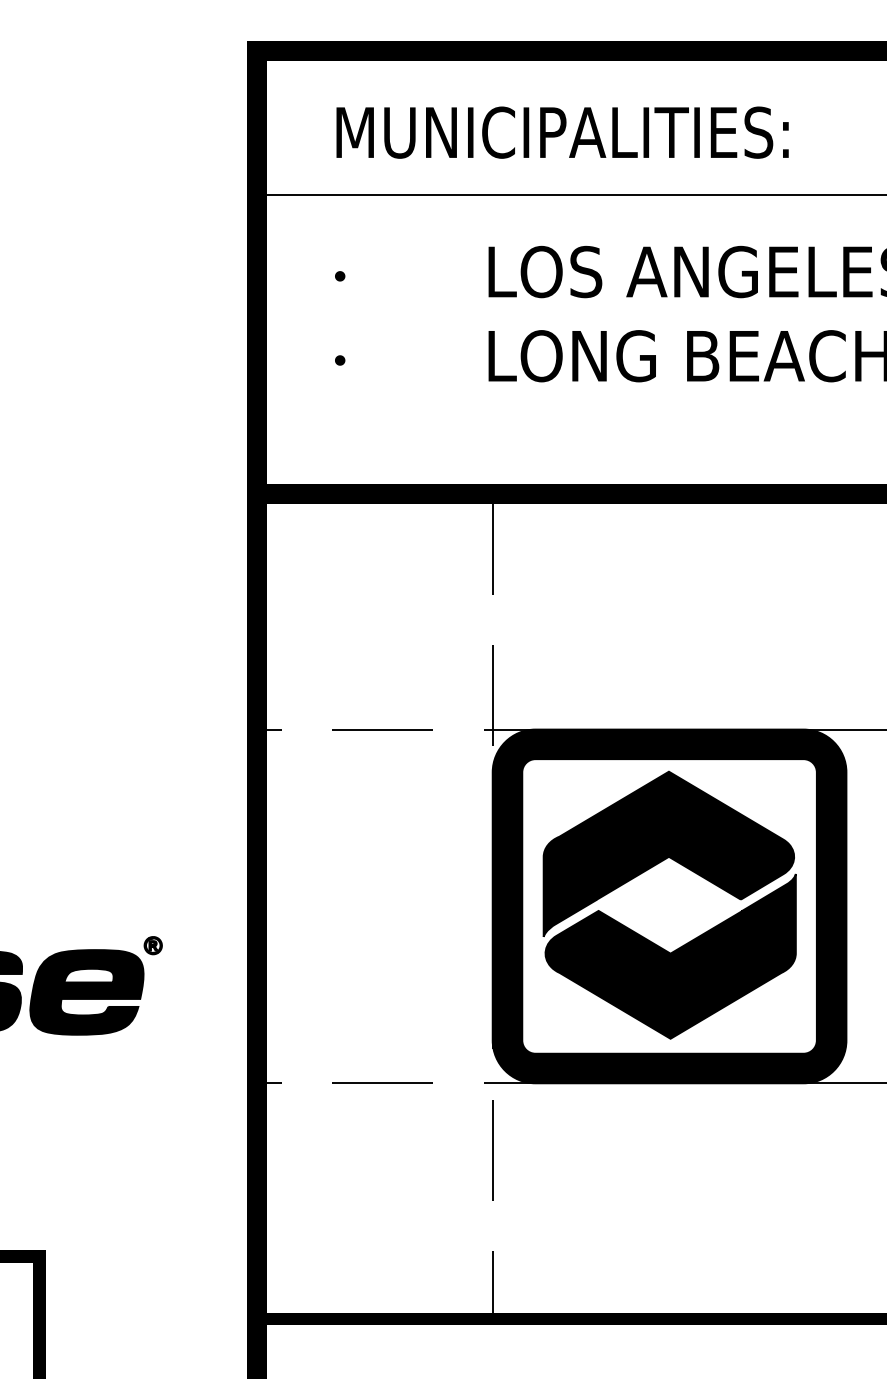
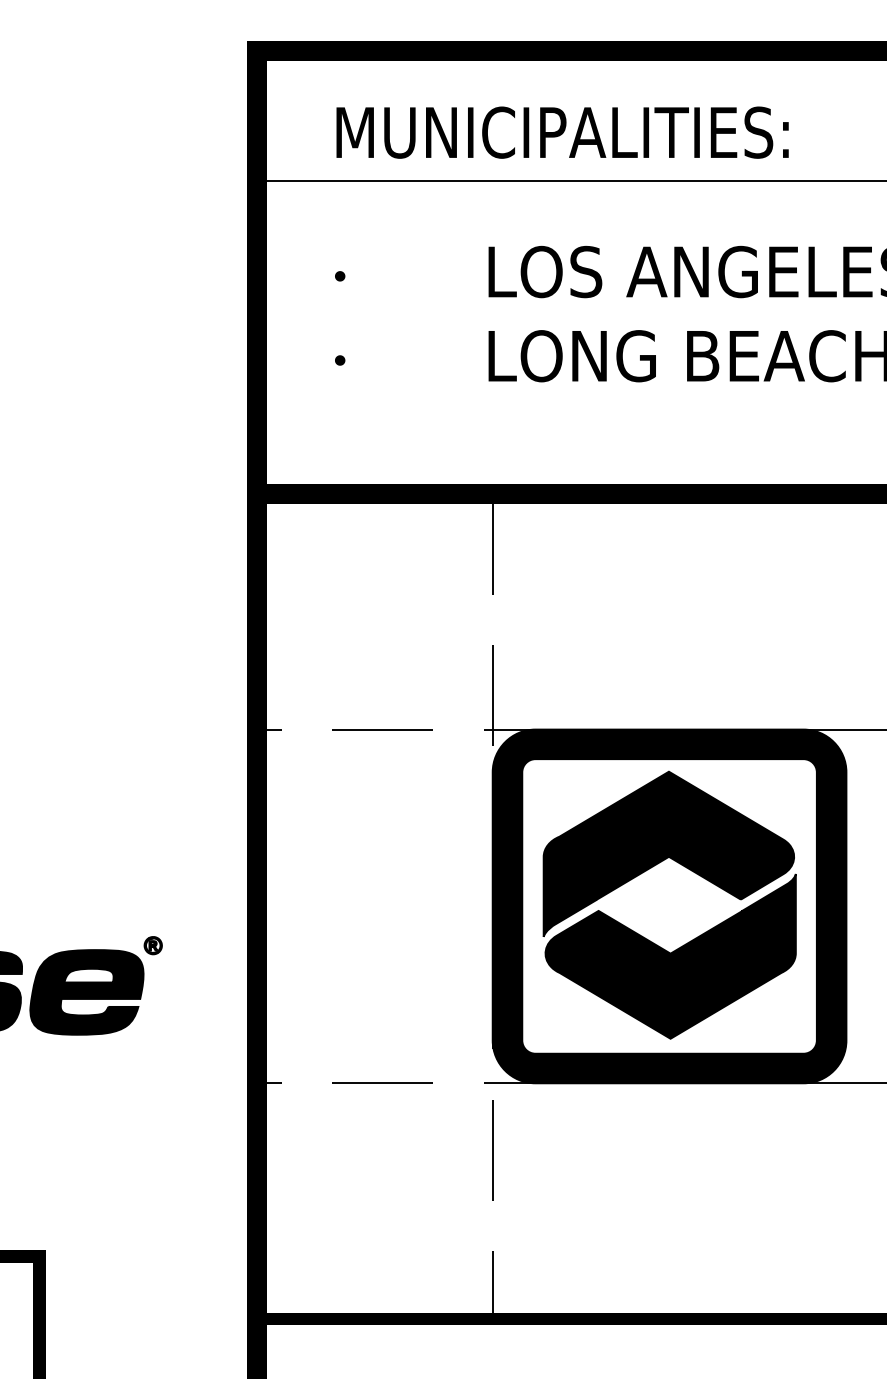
line position: (570, 194) -> (570, 180) (570, 180)
